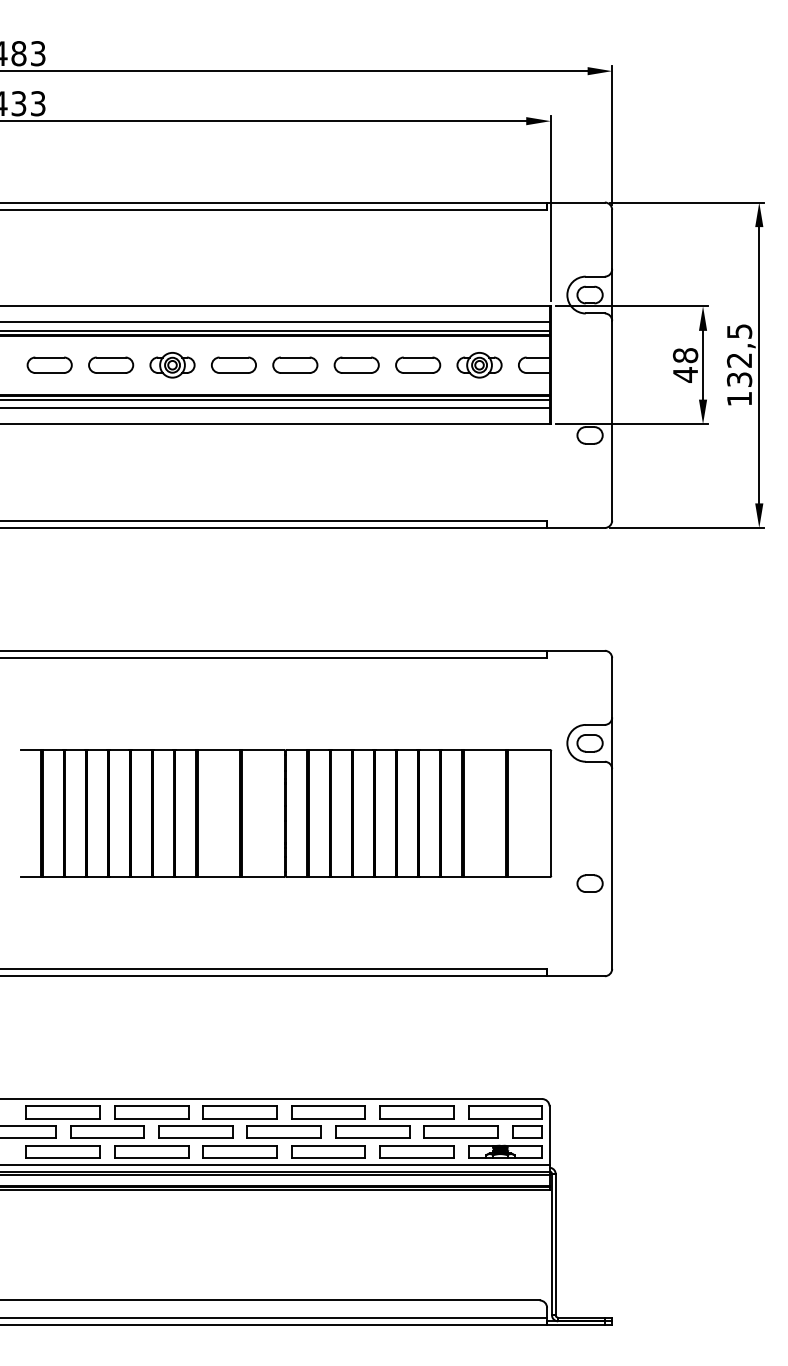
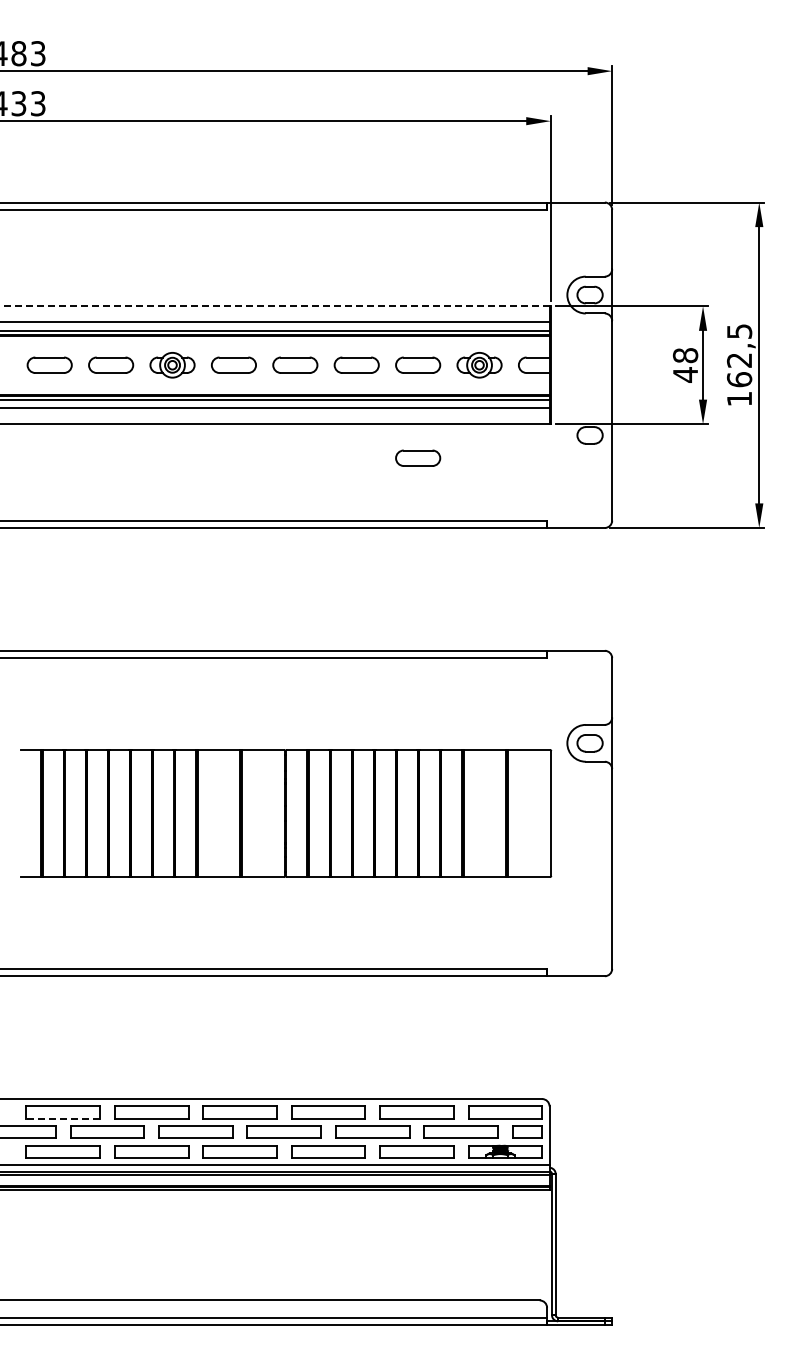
line: solid -> dashed (275, 306)
text: 132,5 -> 162,5 (739, 379)
part: none -> present (418, 457)
part: present -> none (589, 883)
line: solid -> dashed (63, 1118)
